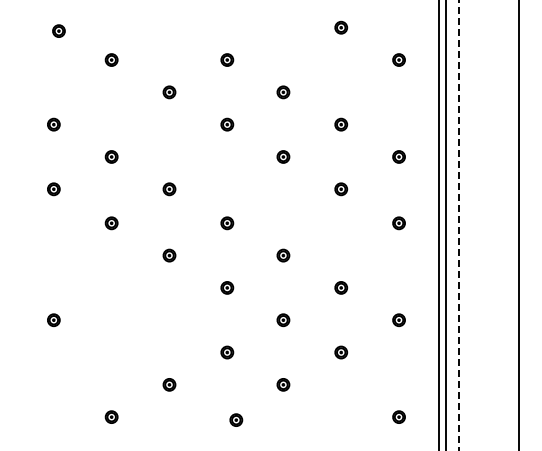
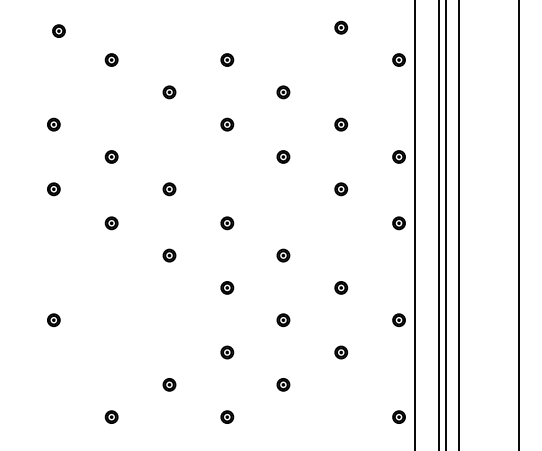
line: none -> present (415, 224)
line: dashed -> solid (459, 225)
part position: (236, 419) -> (227, 416) (227, 416)
